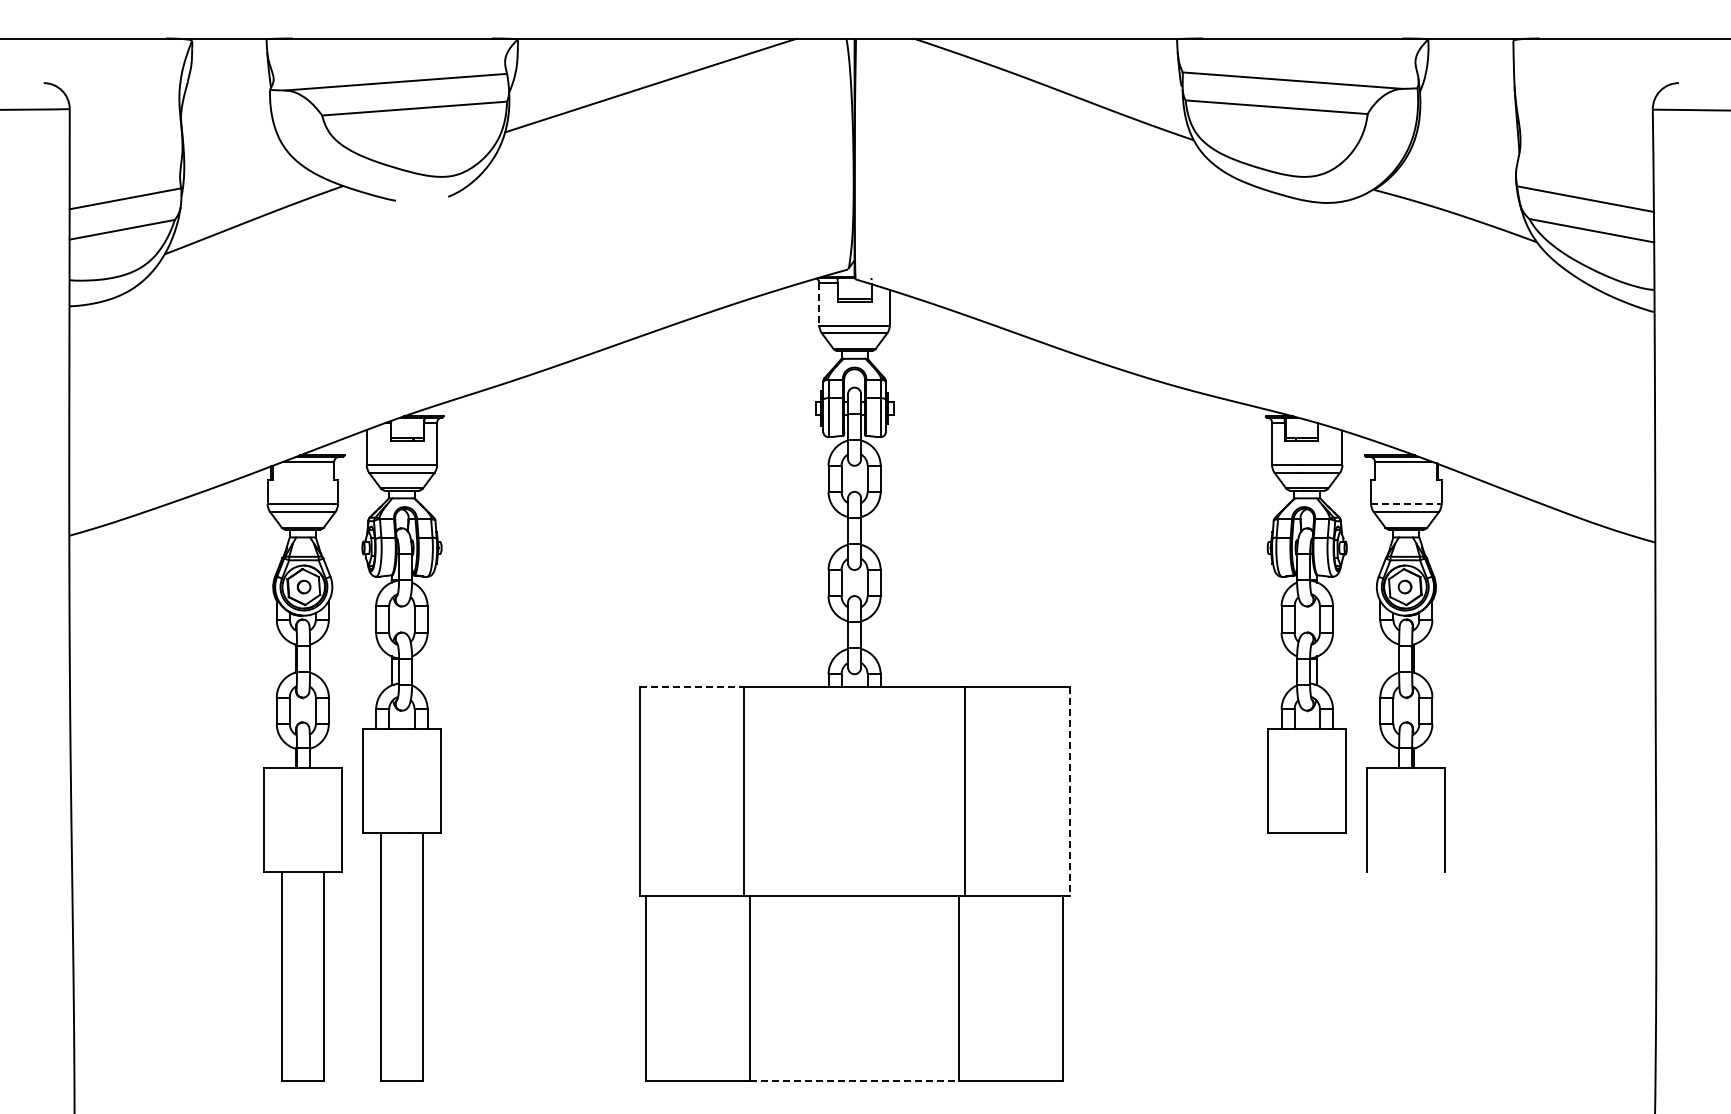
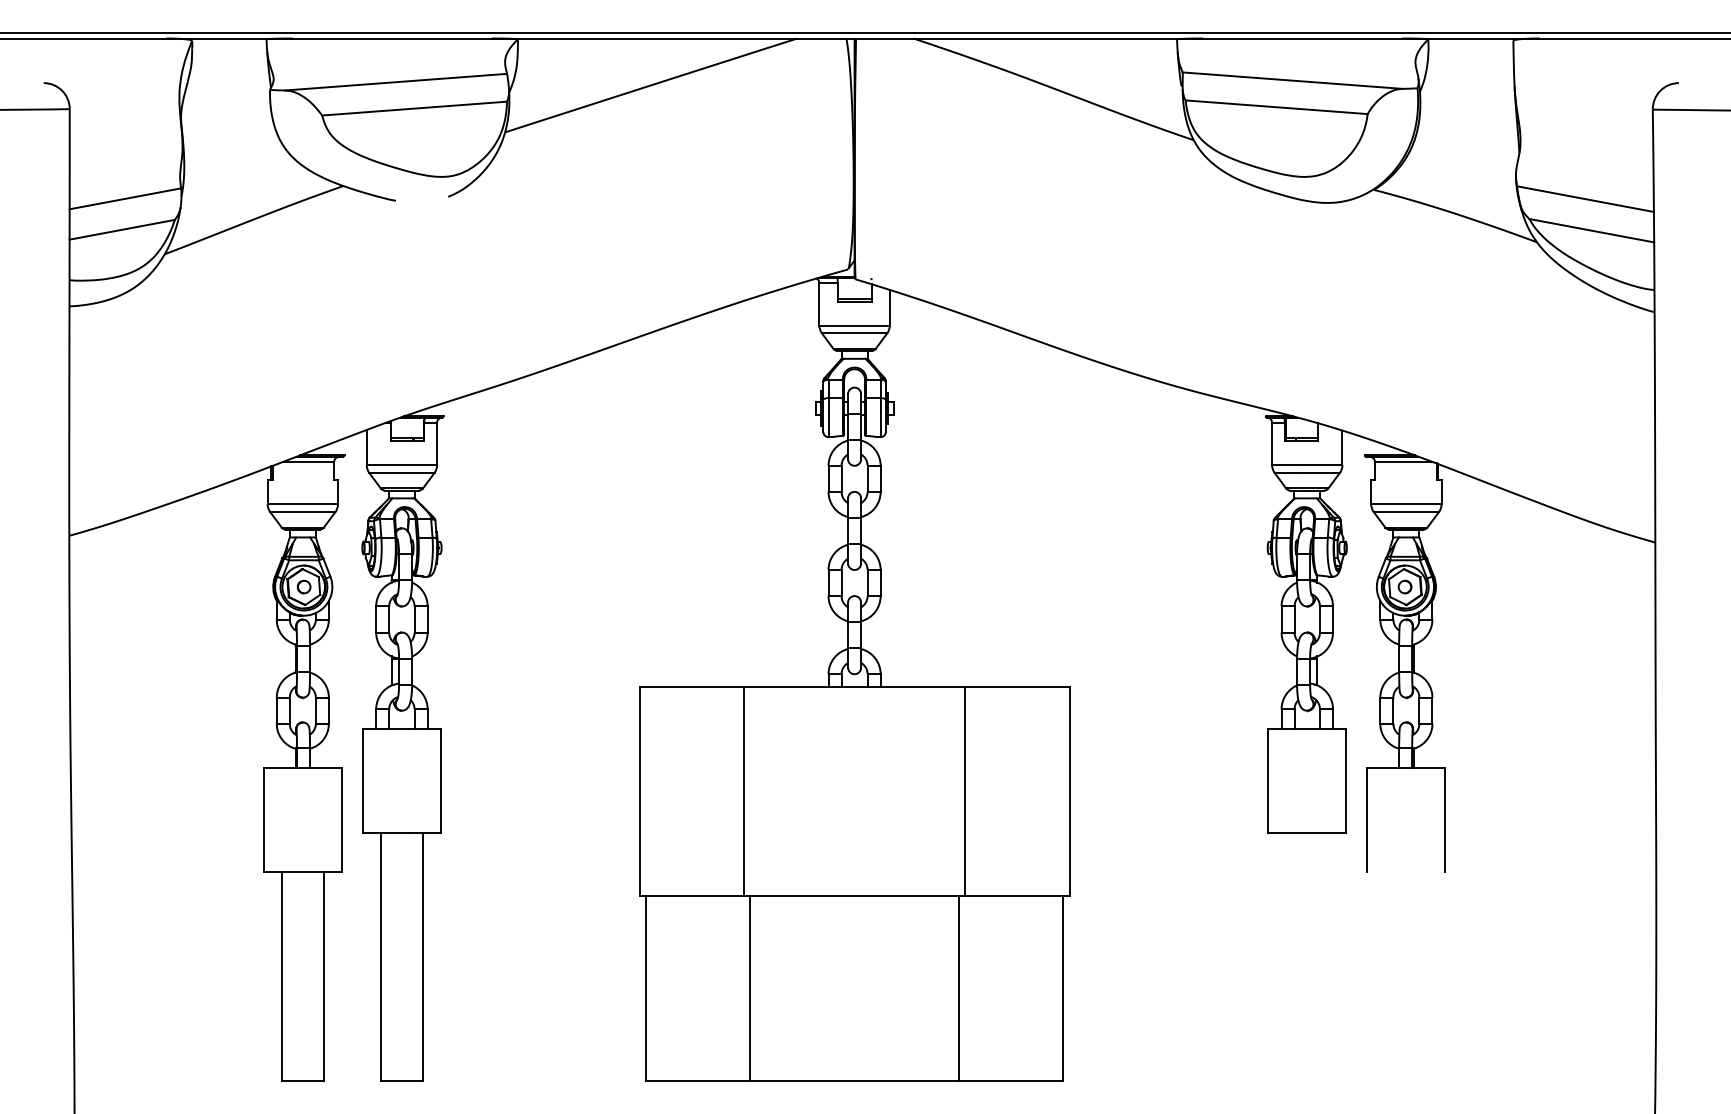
line: none -> present (864, 33)
line: dashed -> solid (819, 304)
line: dashed -> solid (1406, 504)
line: dashed -> solid (692, 687)
line: dashed -> solid (1069, 791)
line: dashed -> solid (855, 1080)
